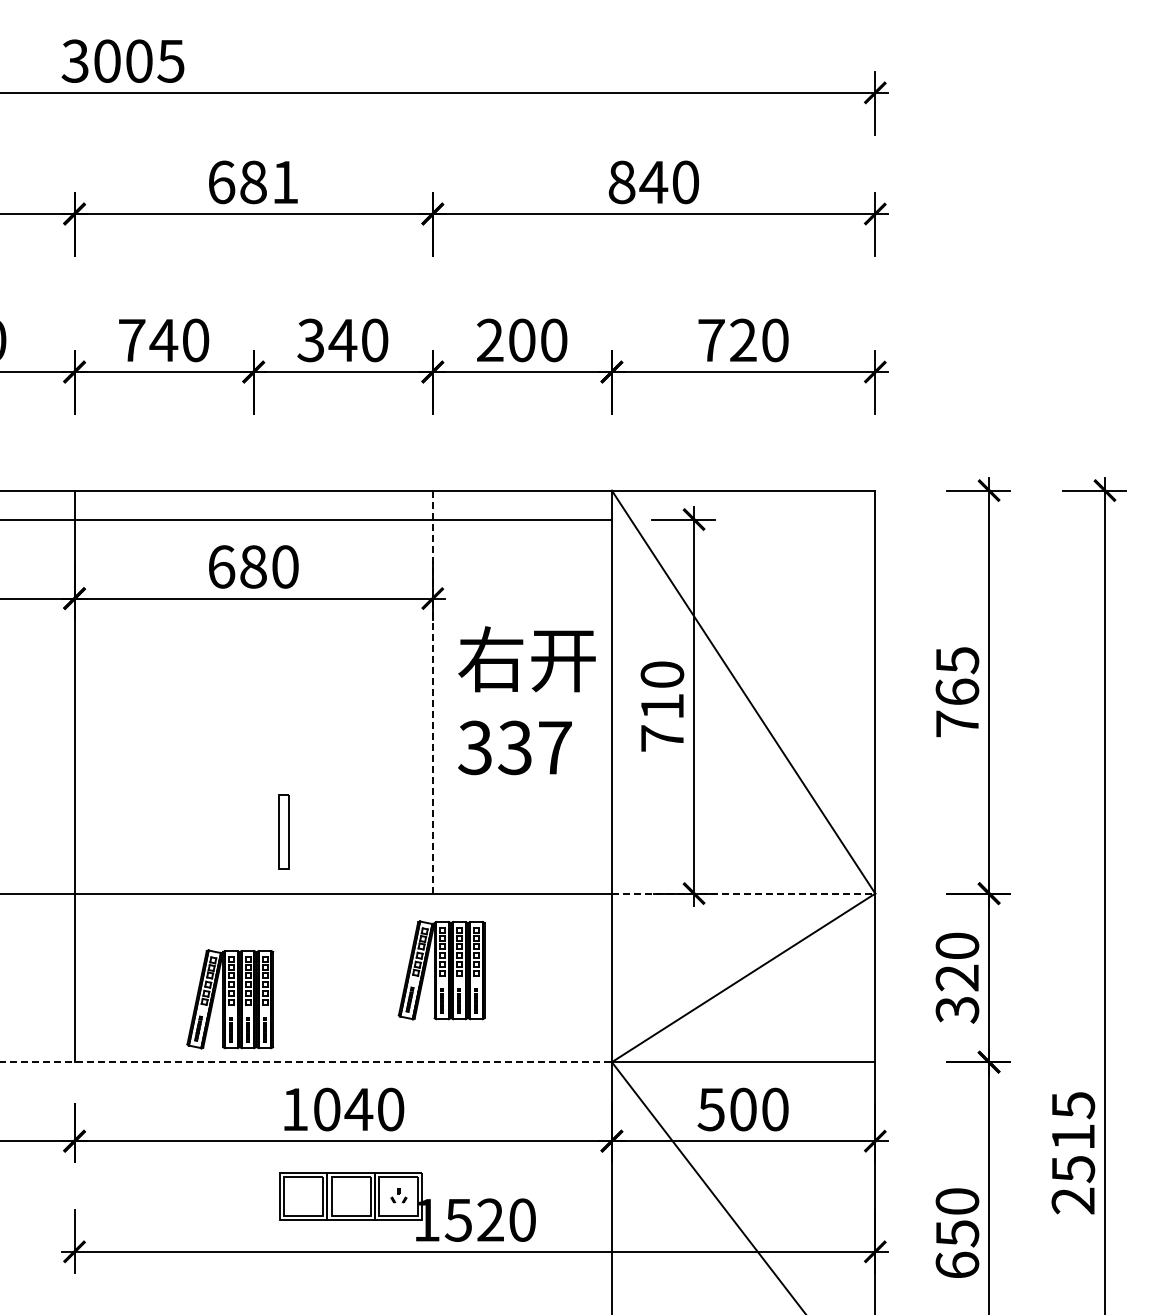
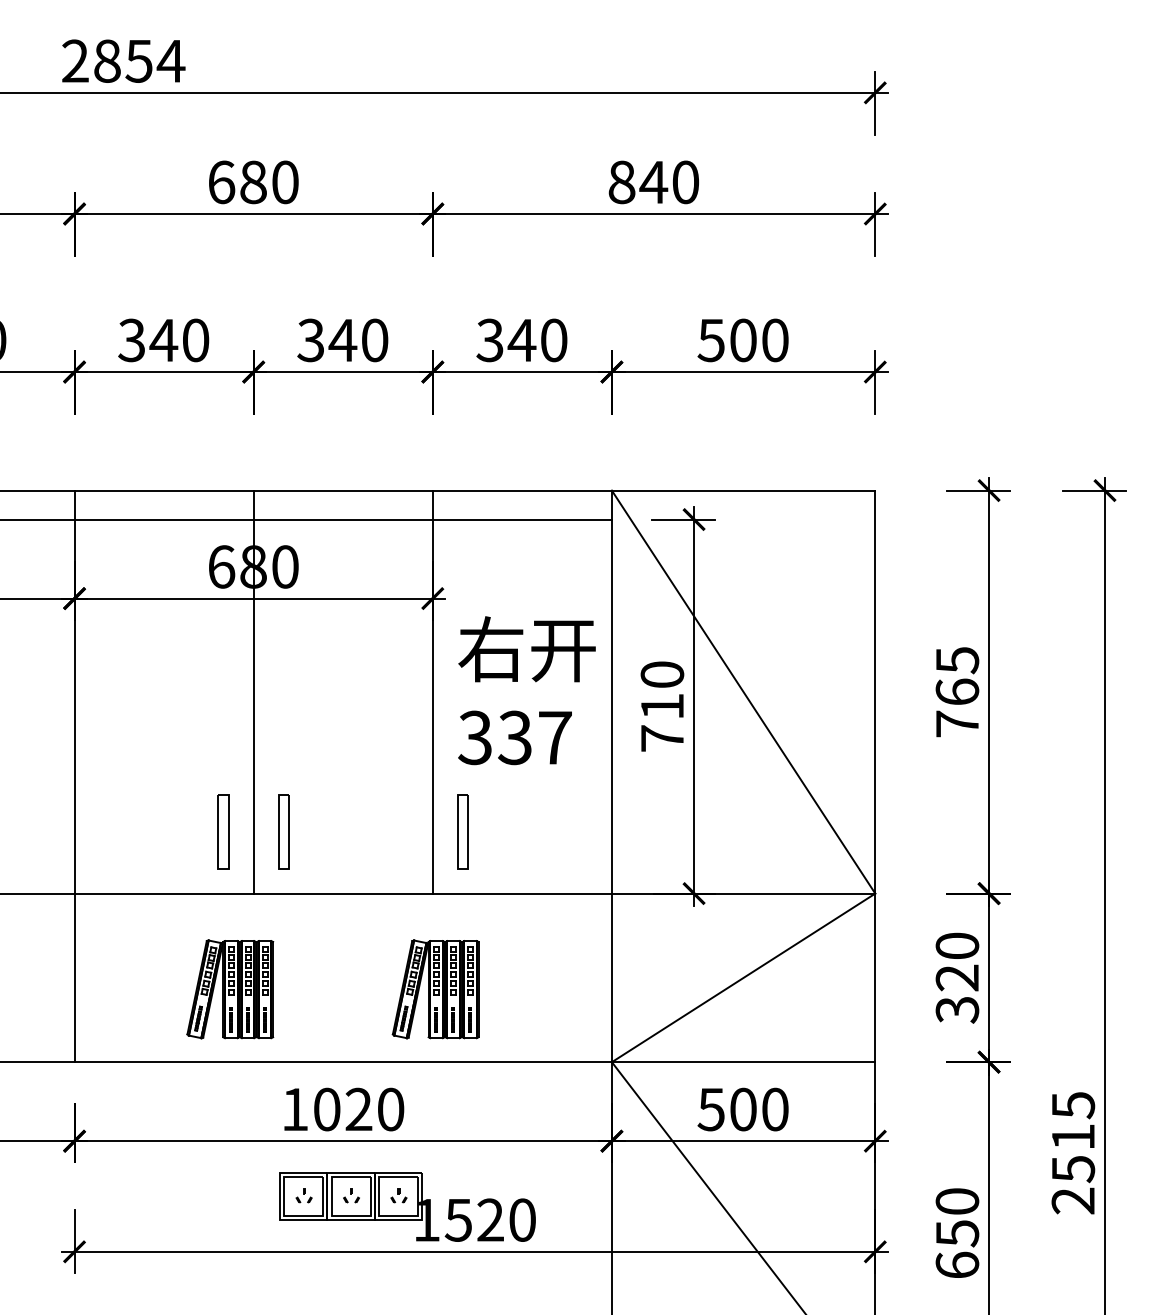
text: 3005 -> 2854 (123, 60)
text: 681 -> 680 (285, 182)
text: 740 -> 340 (131, 340)
text: 200 -> 340 (506, 340)
text: 720 -> 500 (726, 340)
line: none -> present (253, 691)
line: dashed -> solid (432, 692)
text position: (526, 700) -> (526, 690) (526, 690)
part: none -> present (223, 831)
part: none -> present (462, 831)
line: dashed -> solid (743, 893)
part position: (441, 970) -> (435, 989) (435, 989)
part position: (230, 999) -> (230, 989) (230, 989)
line: dashed -> solid (306, 1062)
text: 1040 -> 1020 (358, 1108)
part: none -> present (303, 1195)
part: none -> present (351, 1195)
